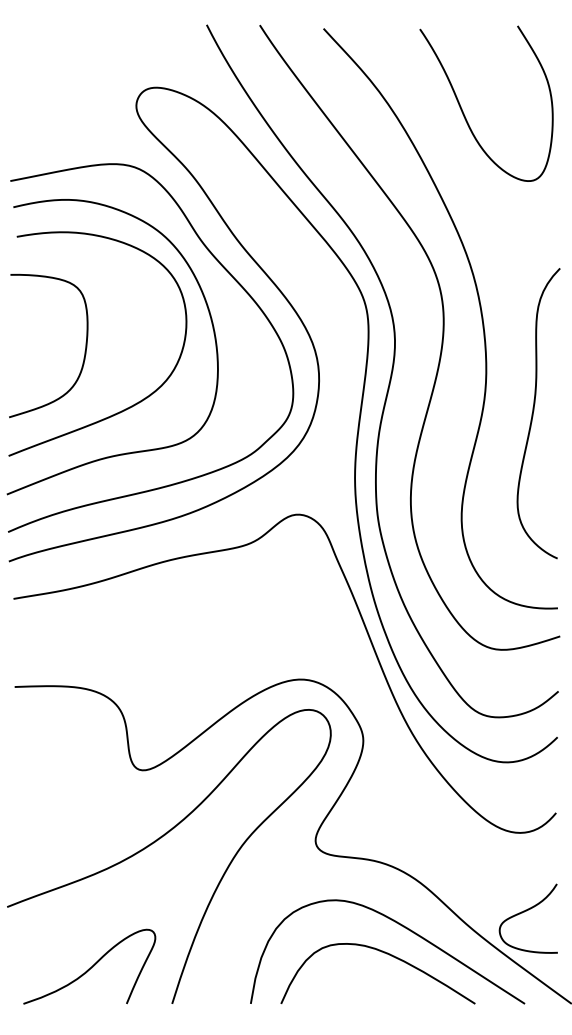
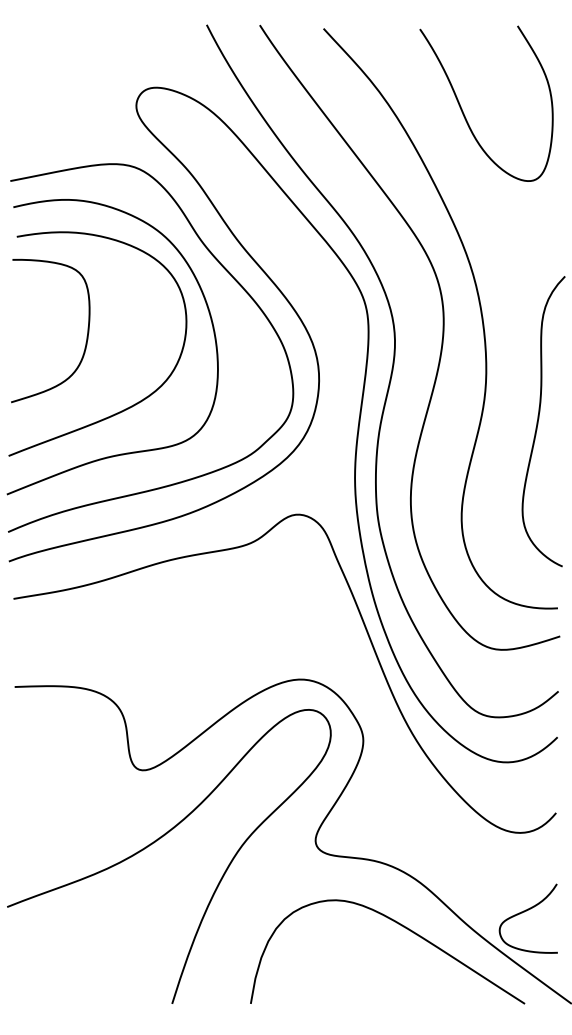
curve position: (84, 351) -> (86, 336) (86, 336)
curve position: (534, 411) -> (539, 419) (539, 419)
curve: present -> none (386, 954)
curve: present -> none (90, 967)
